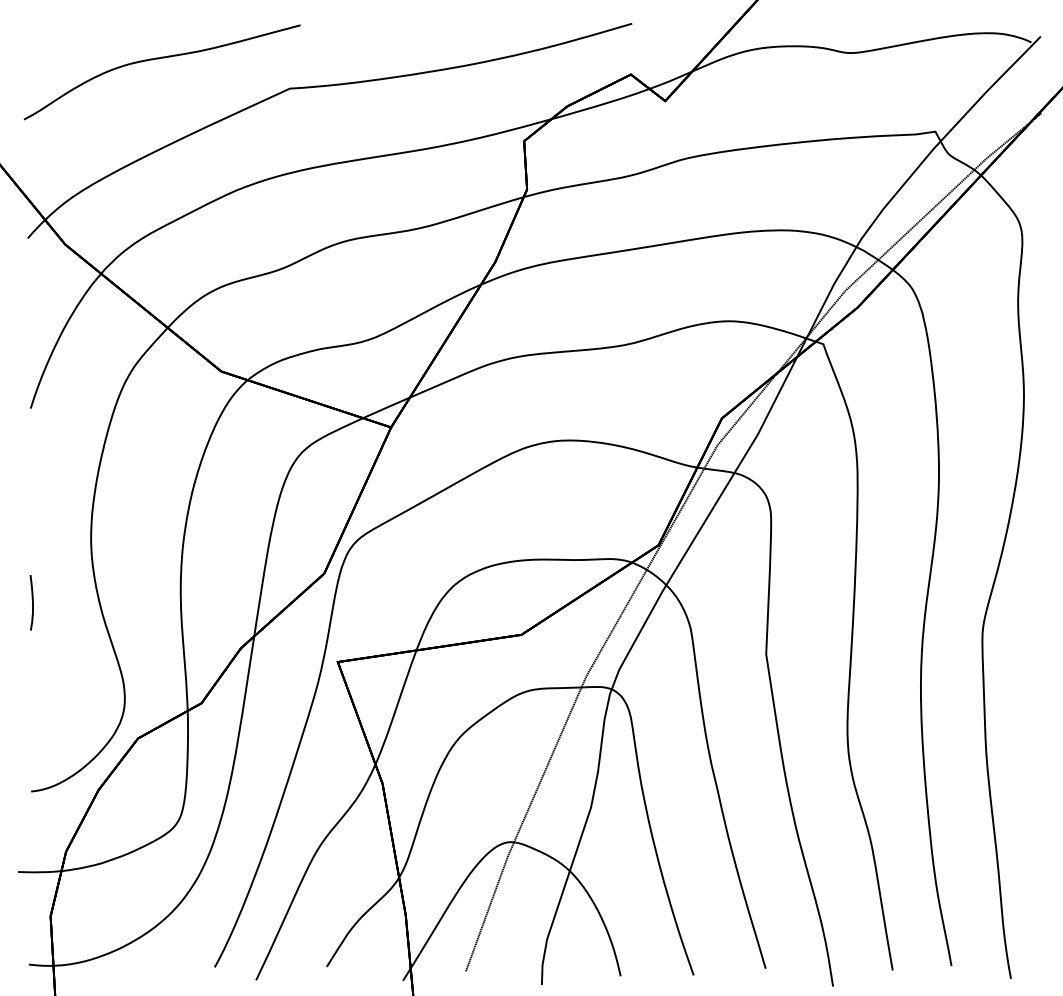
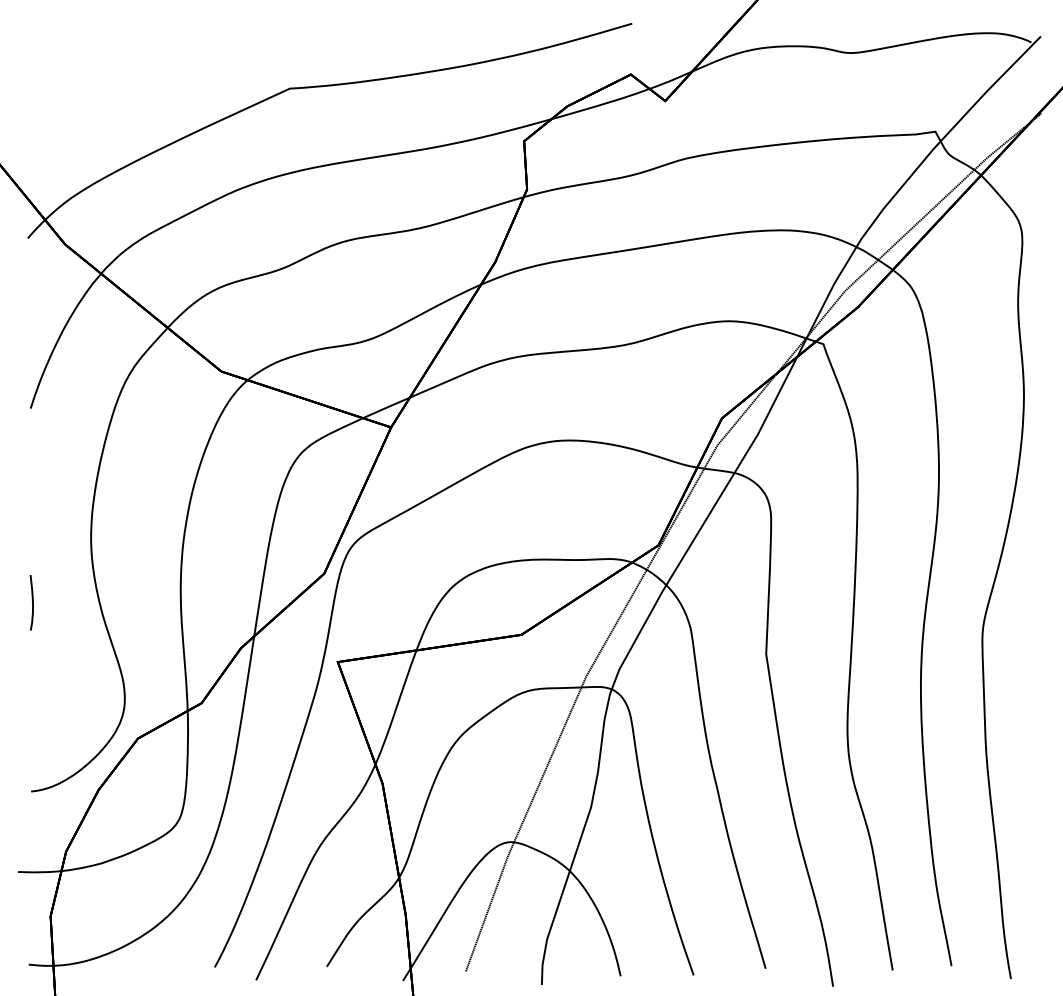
curve: present -> none (158, 59)
